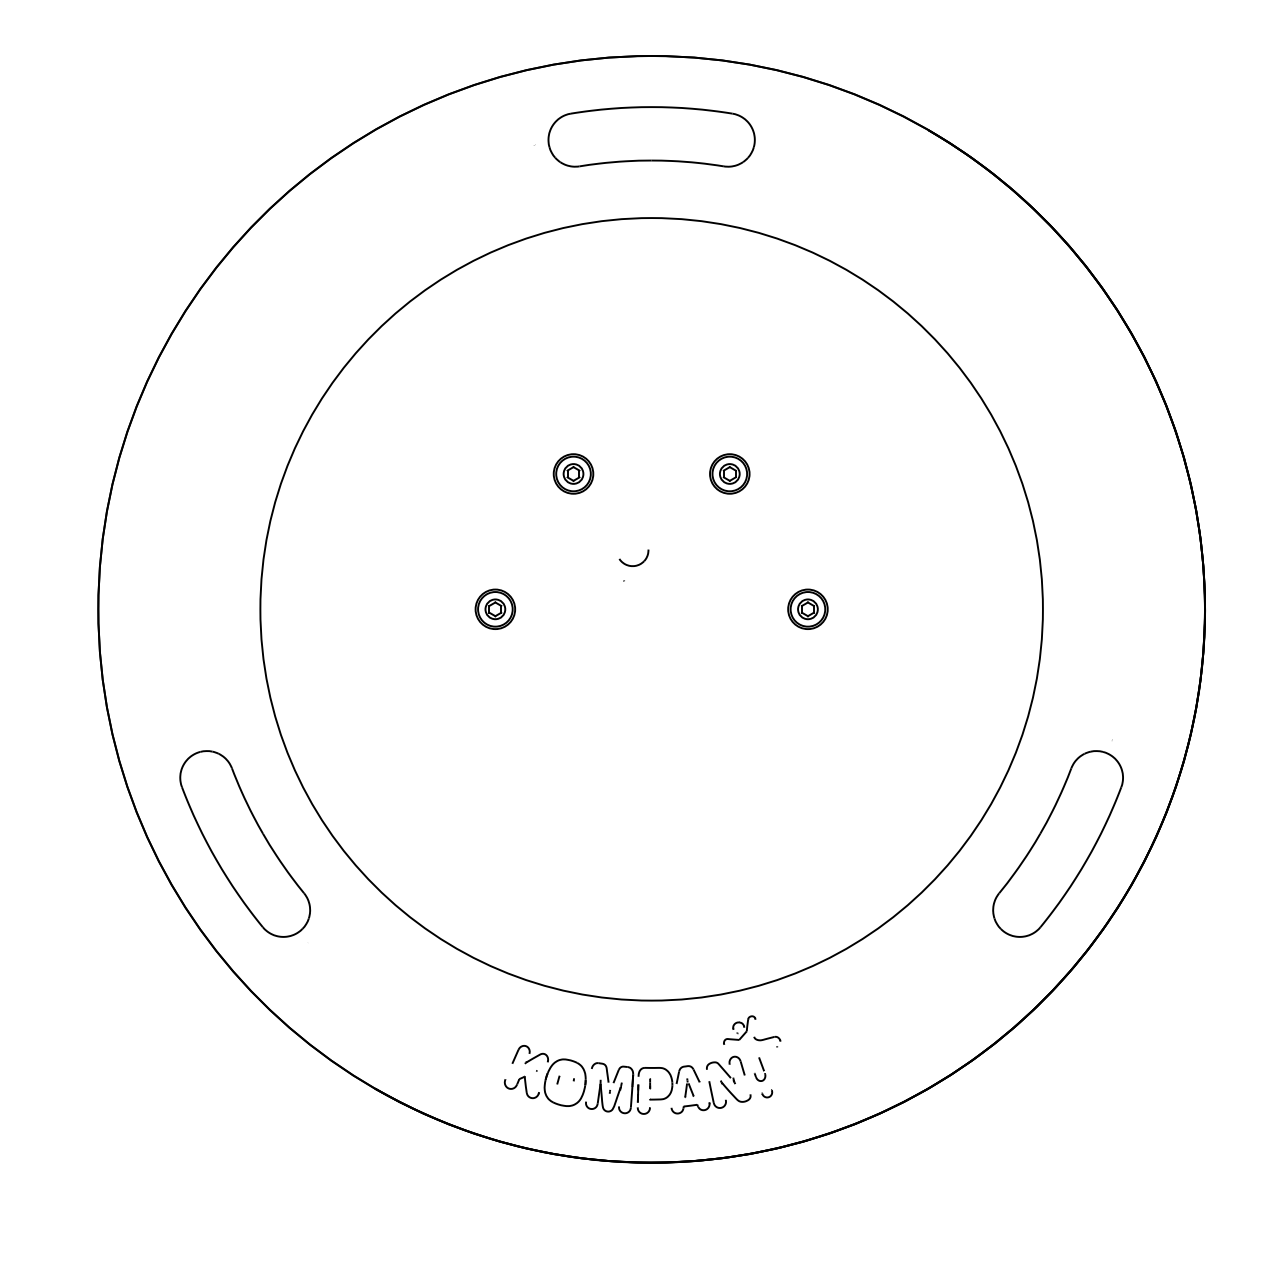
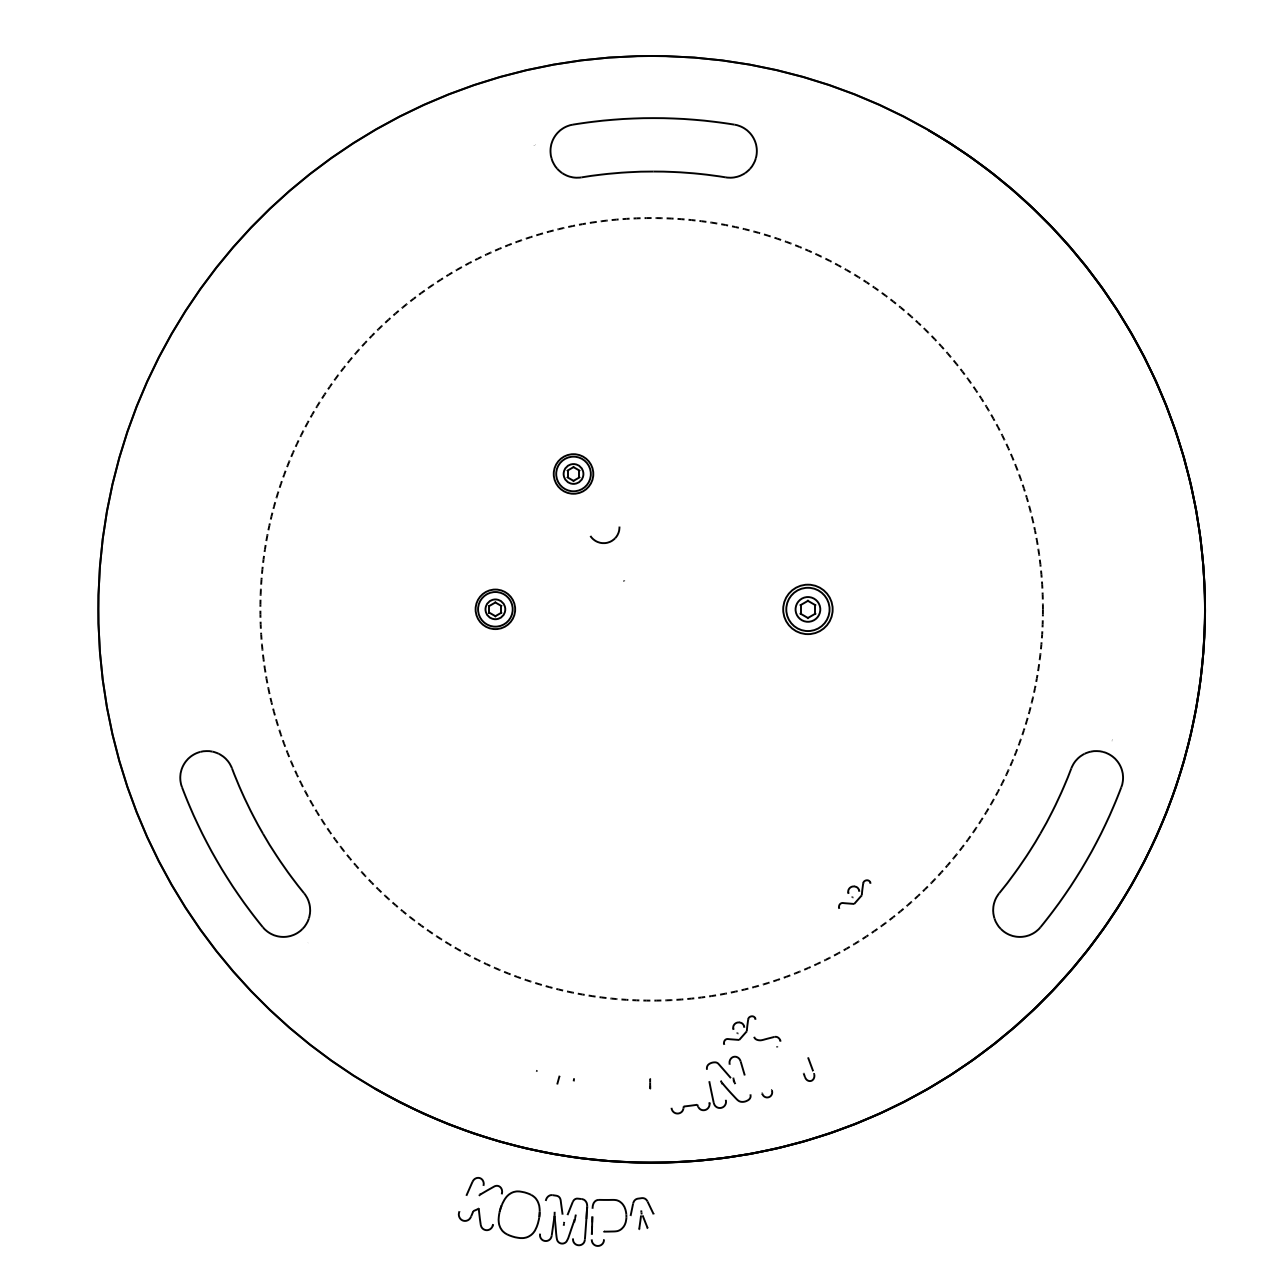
part position: (651, 136) -> (653, 147) (653, 147)
part: present -> none (729, 473)
part position: (636, 564) -> (607, 541) (607, 541)
part size: 42x42 px -> 52x52 px (807, 608)
circle: solid -> dashed (651, 609)
part: none -> present (854, 893)
part position: (759, 1069) -> (808, 1069) (808, 1069)
part position: (601, 1079) -> (555, 1211) (555, 1211)
